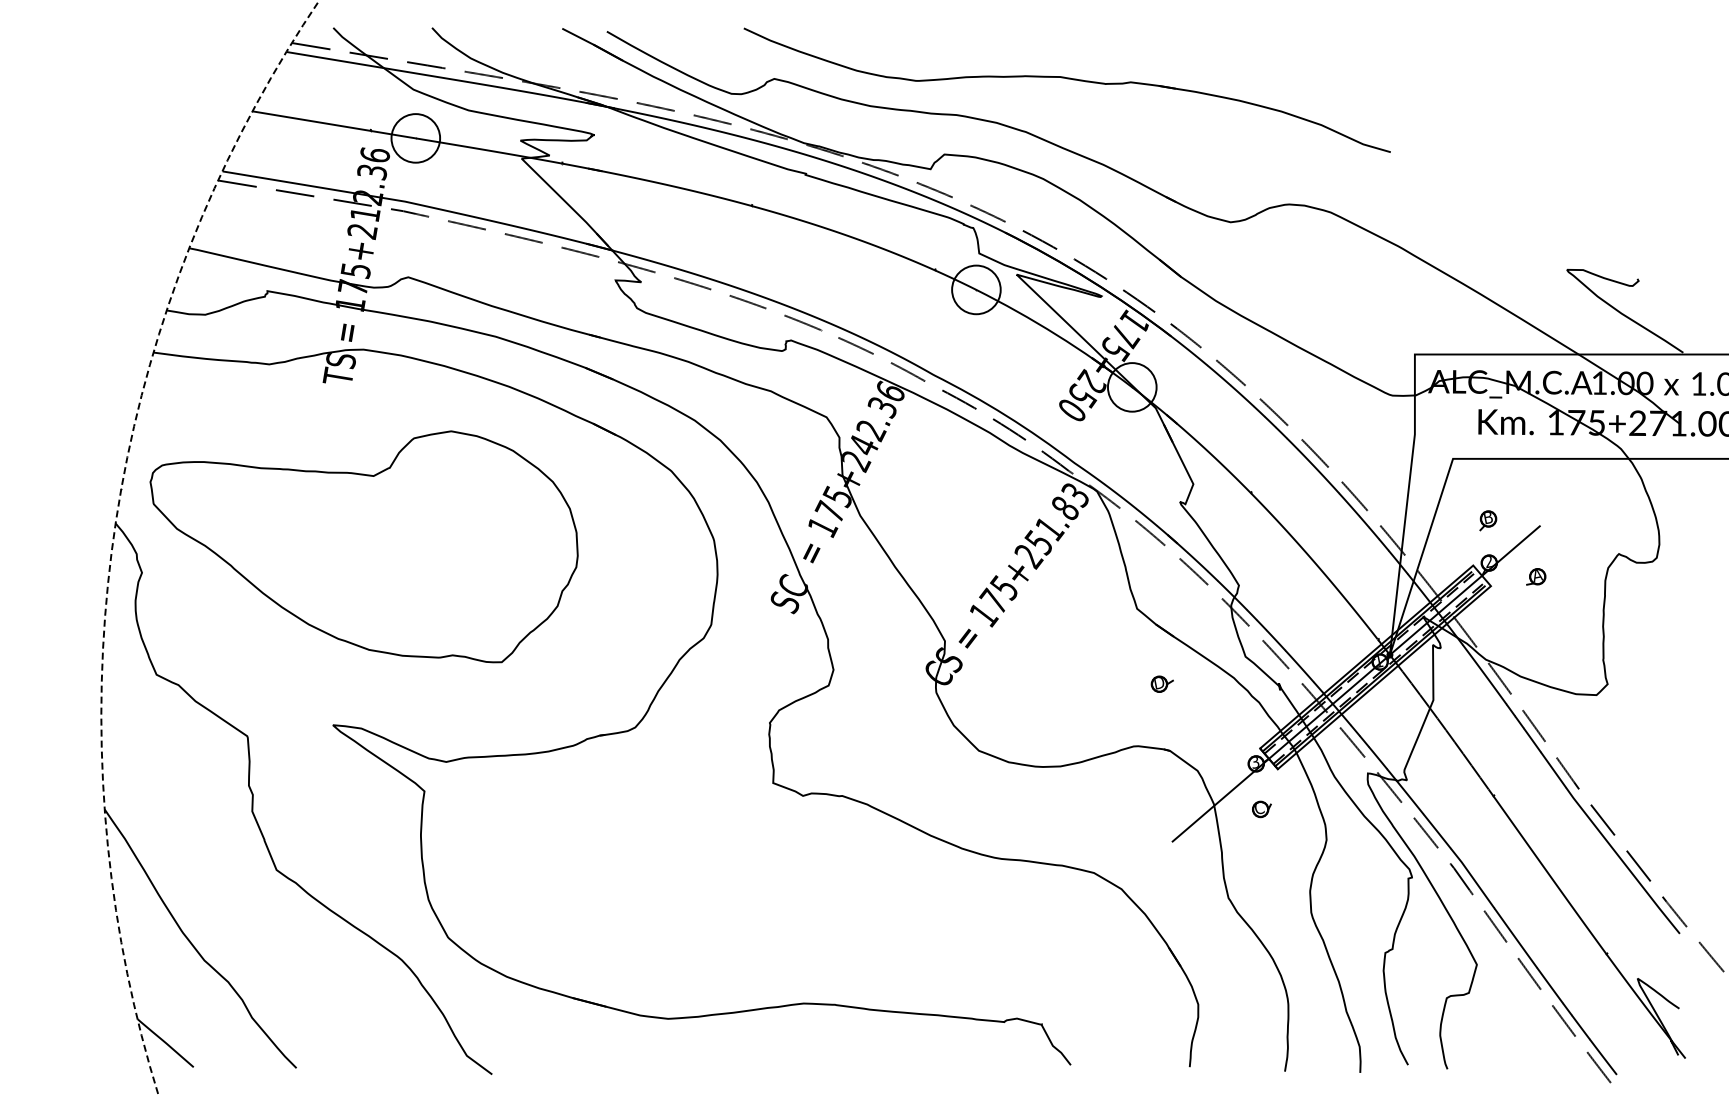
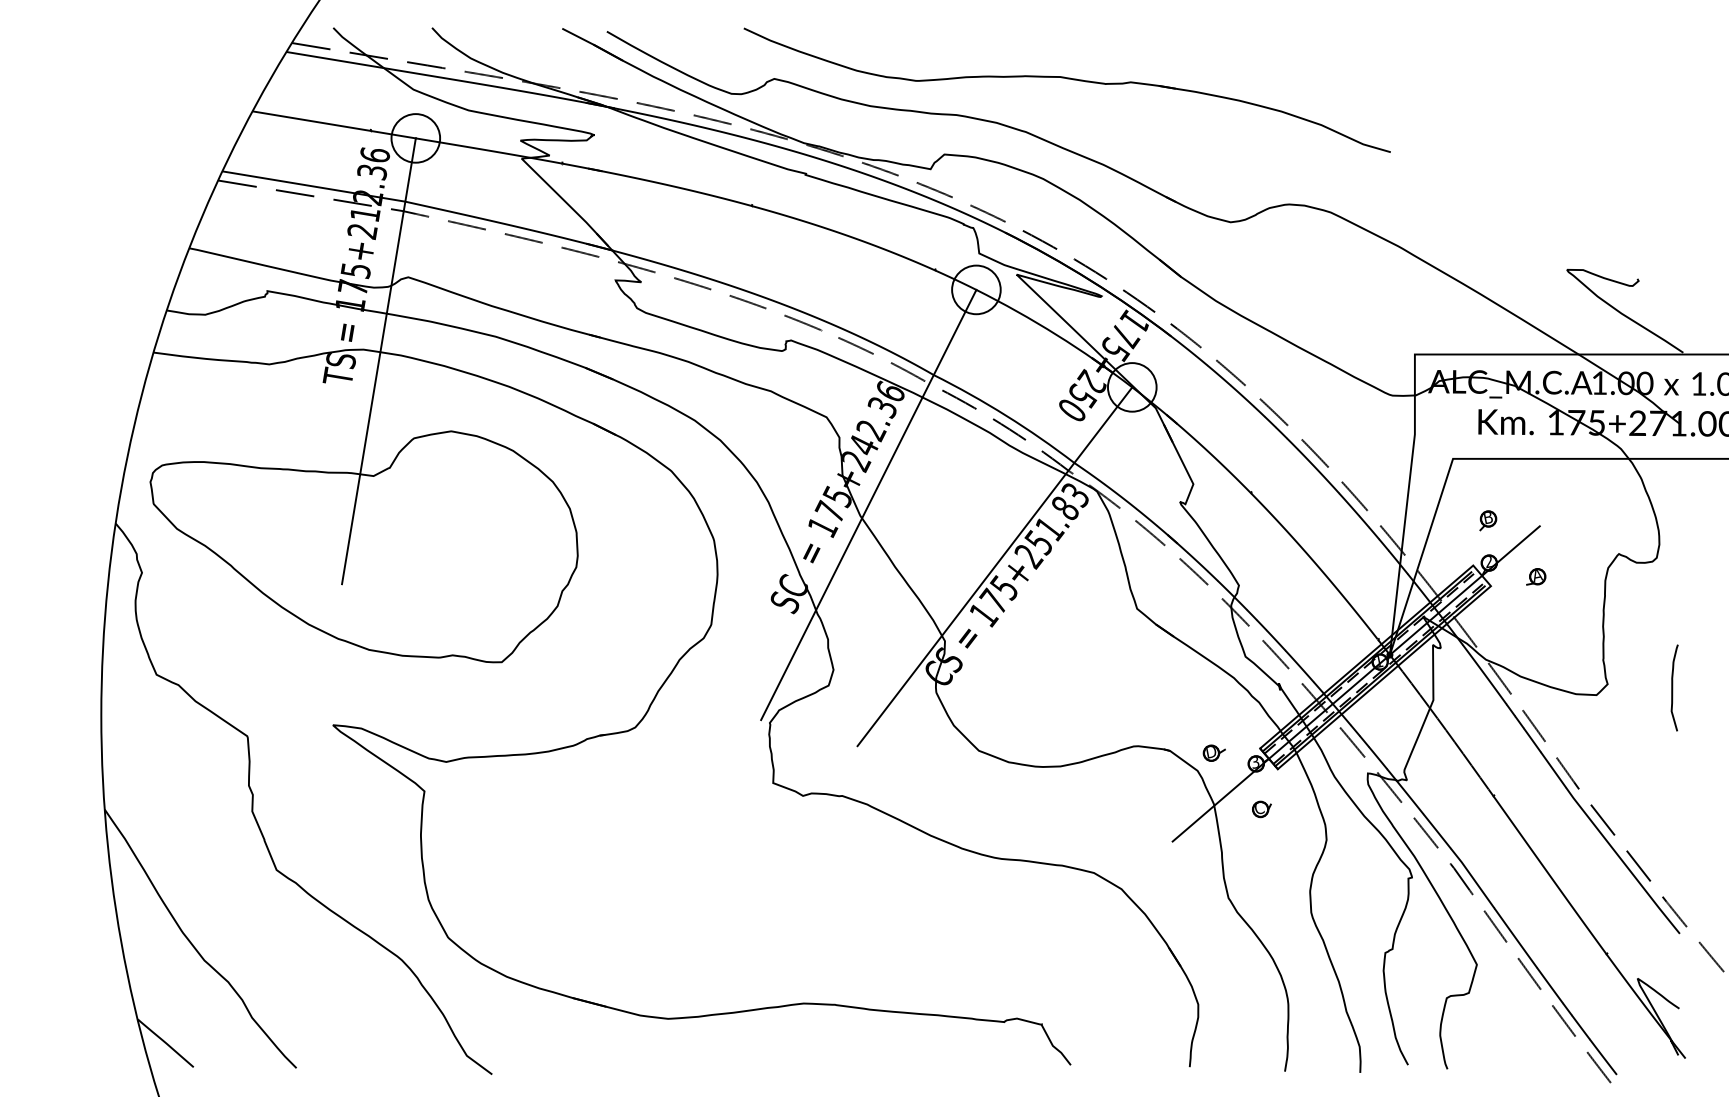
line: none -> present (378, 361)
line: none -> present (868, 504)
circle: dashed -> solid (210, 548)
line: none -> present (994, 566)
part position: (1161, 683) -> (1213, 752) (1213, 752)
curve: none -> present (1673, 687)
